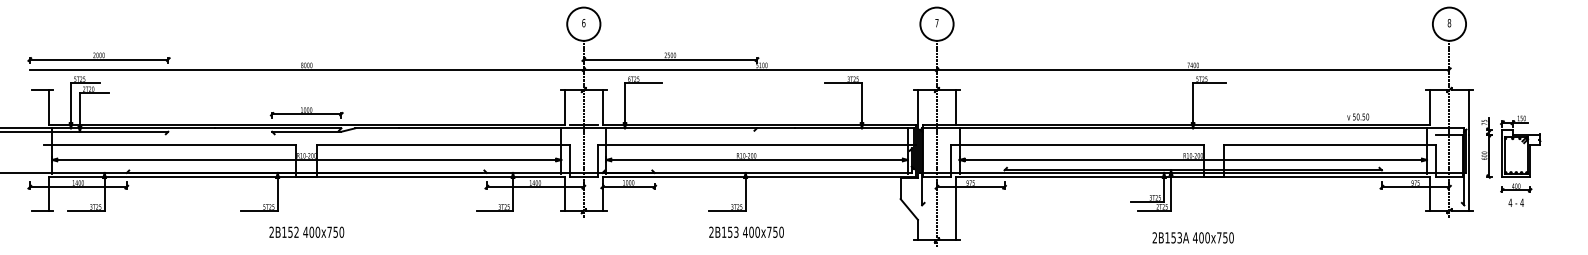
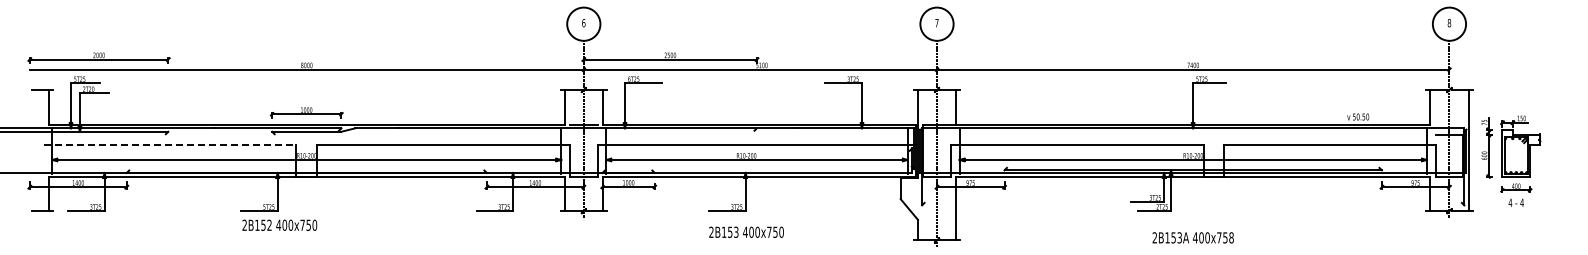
line: solid -> dashed (170, 145)
text position: (306, 231) -> (279, 224) (279, 224)
text: 400x750 -> 400x758 (1231, 237)
